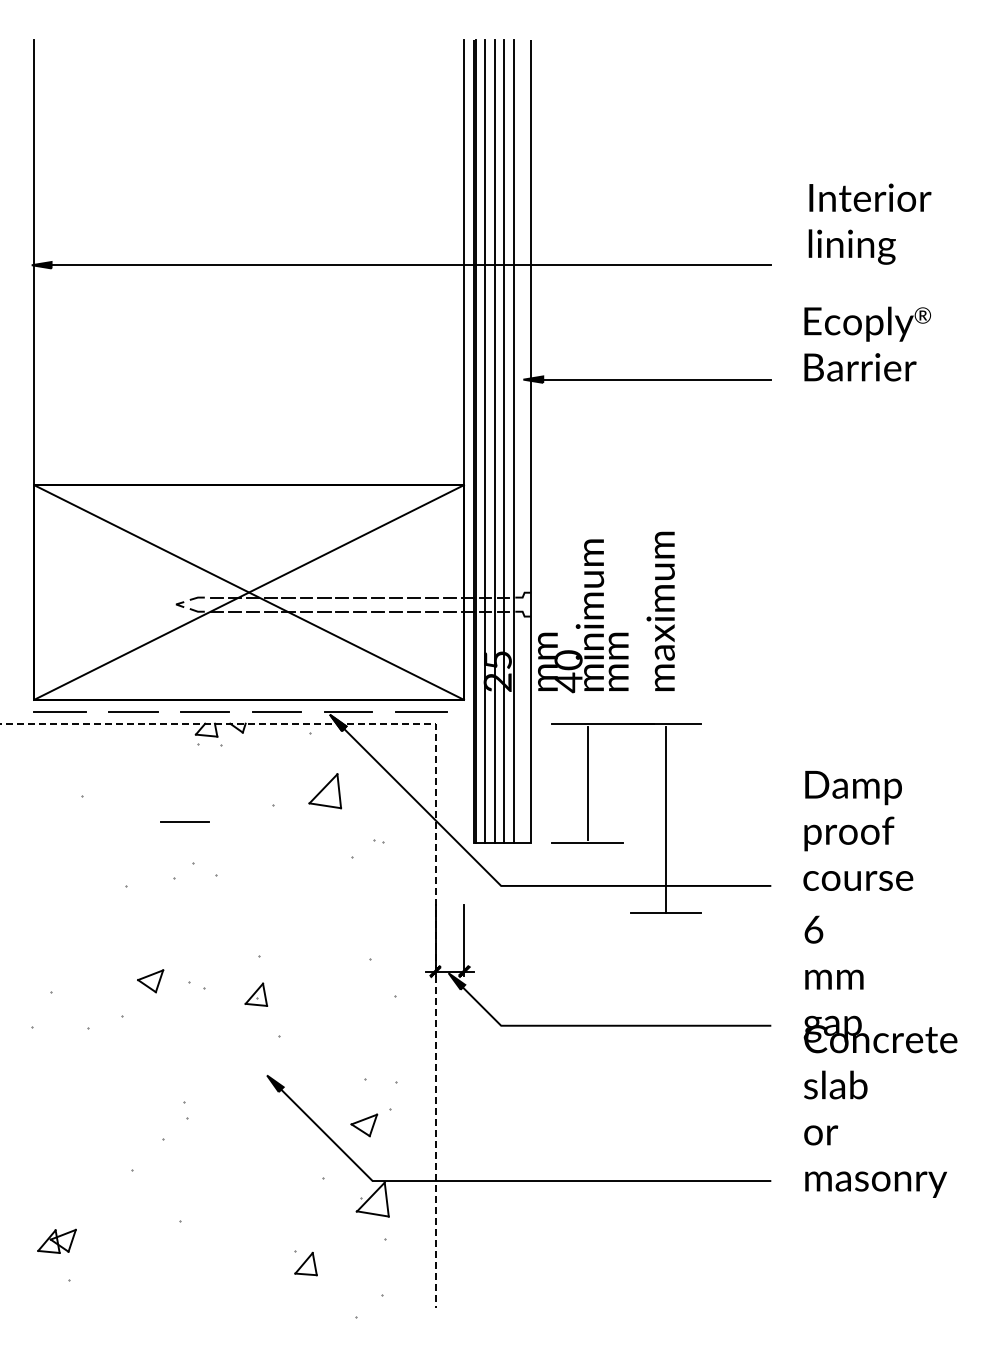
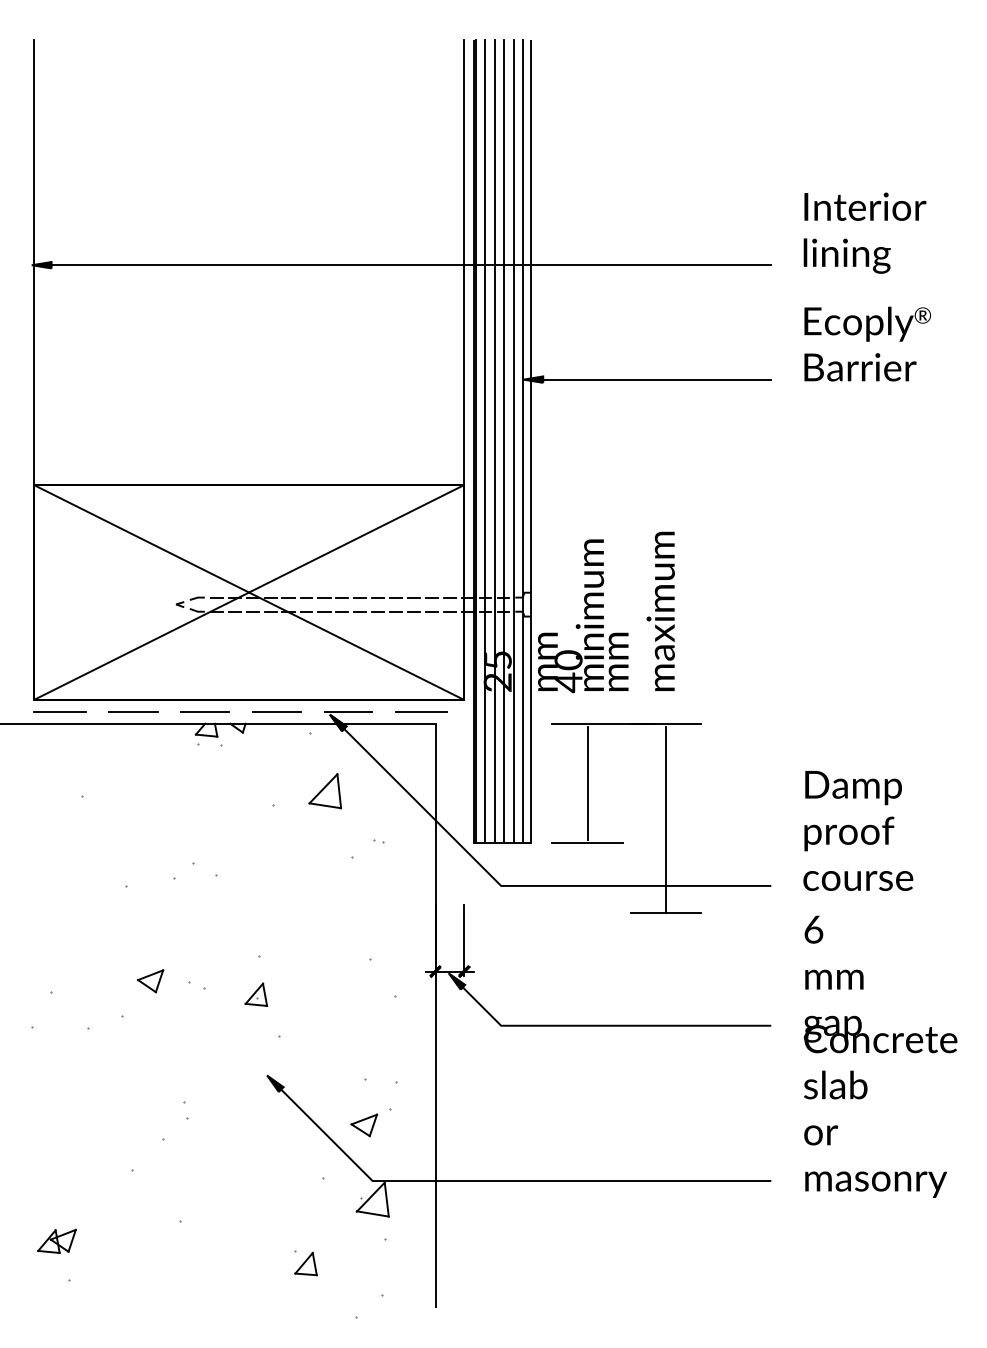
text position: (869, 223) -> (864, 232) (864, 232)
line: none -> present (523, 441)
line: dashed -> solid (435, 797)
line: present -> none (184, 821)
